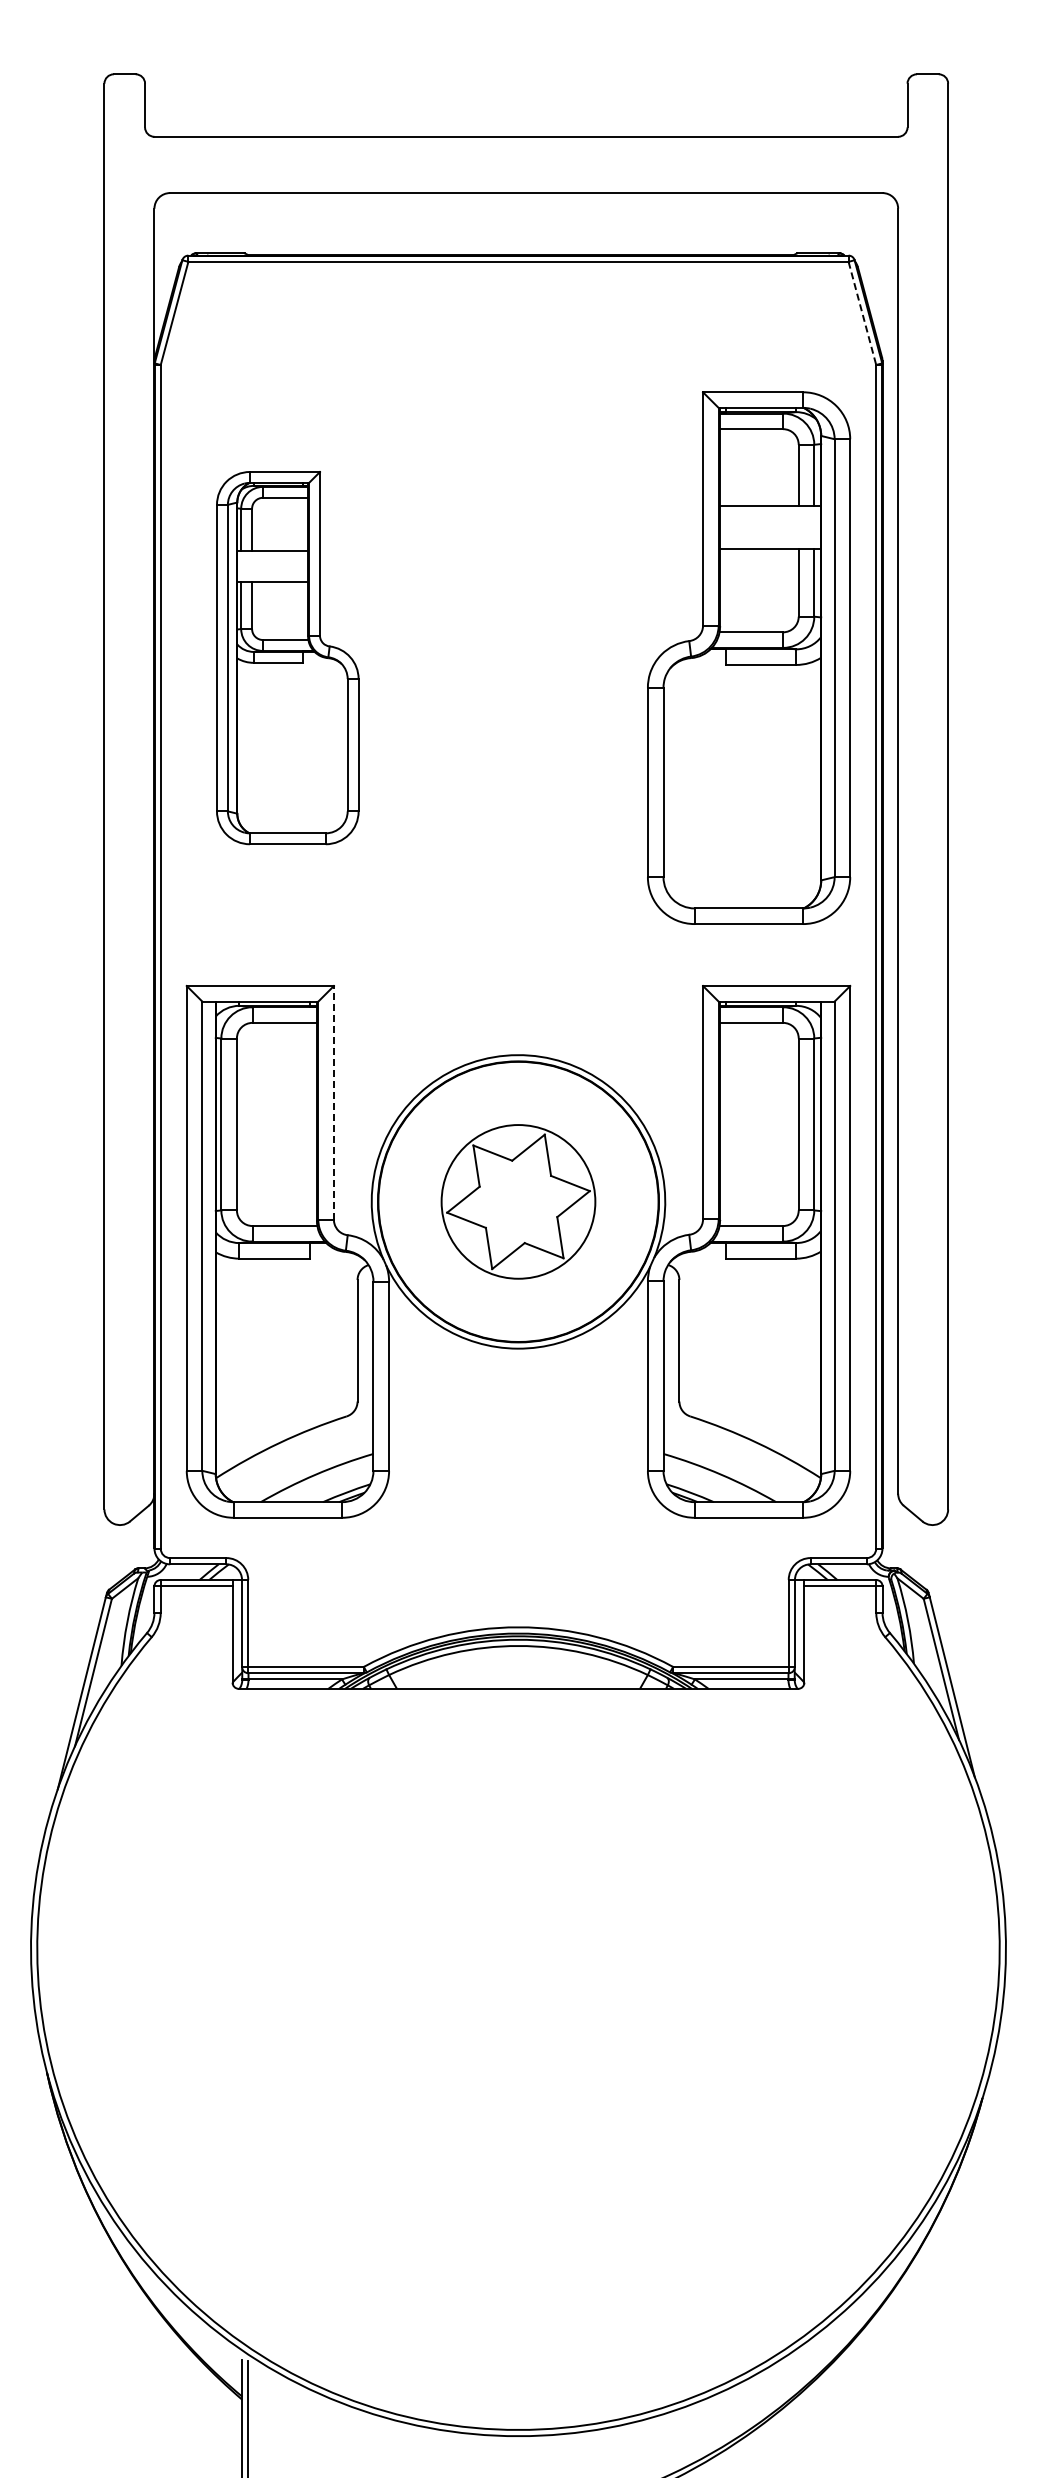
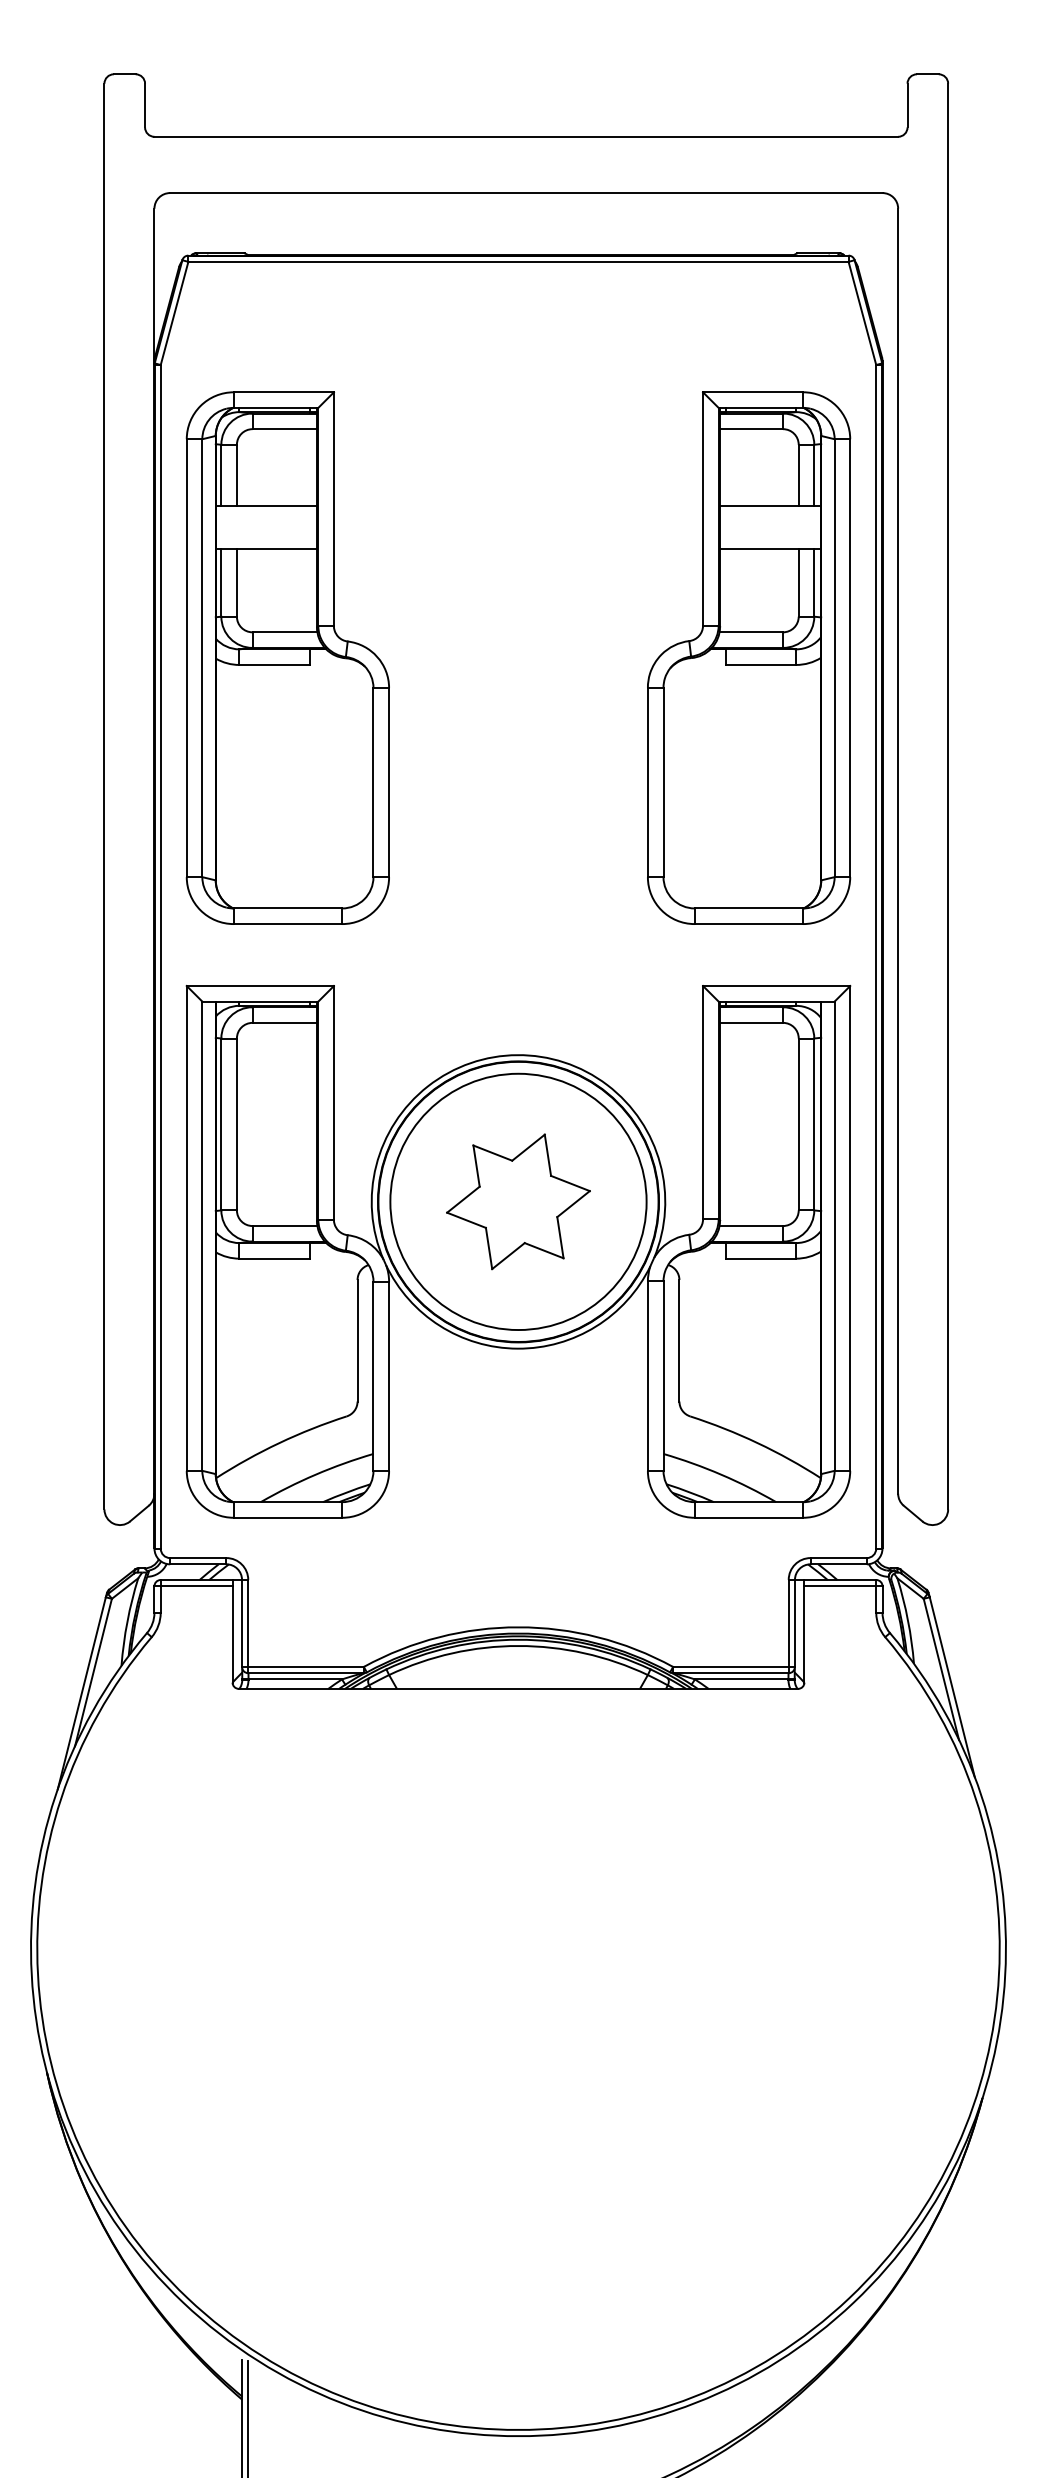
line: dashed -> solid (862, 313)
part size: 144x375 px -> 205x534 px (287, 657)
line: dashed -> solid (333, 1102)
circle diameter: 154 px -> 256 px (518, 1201)
